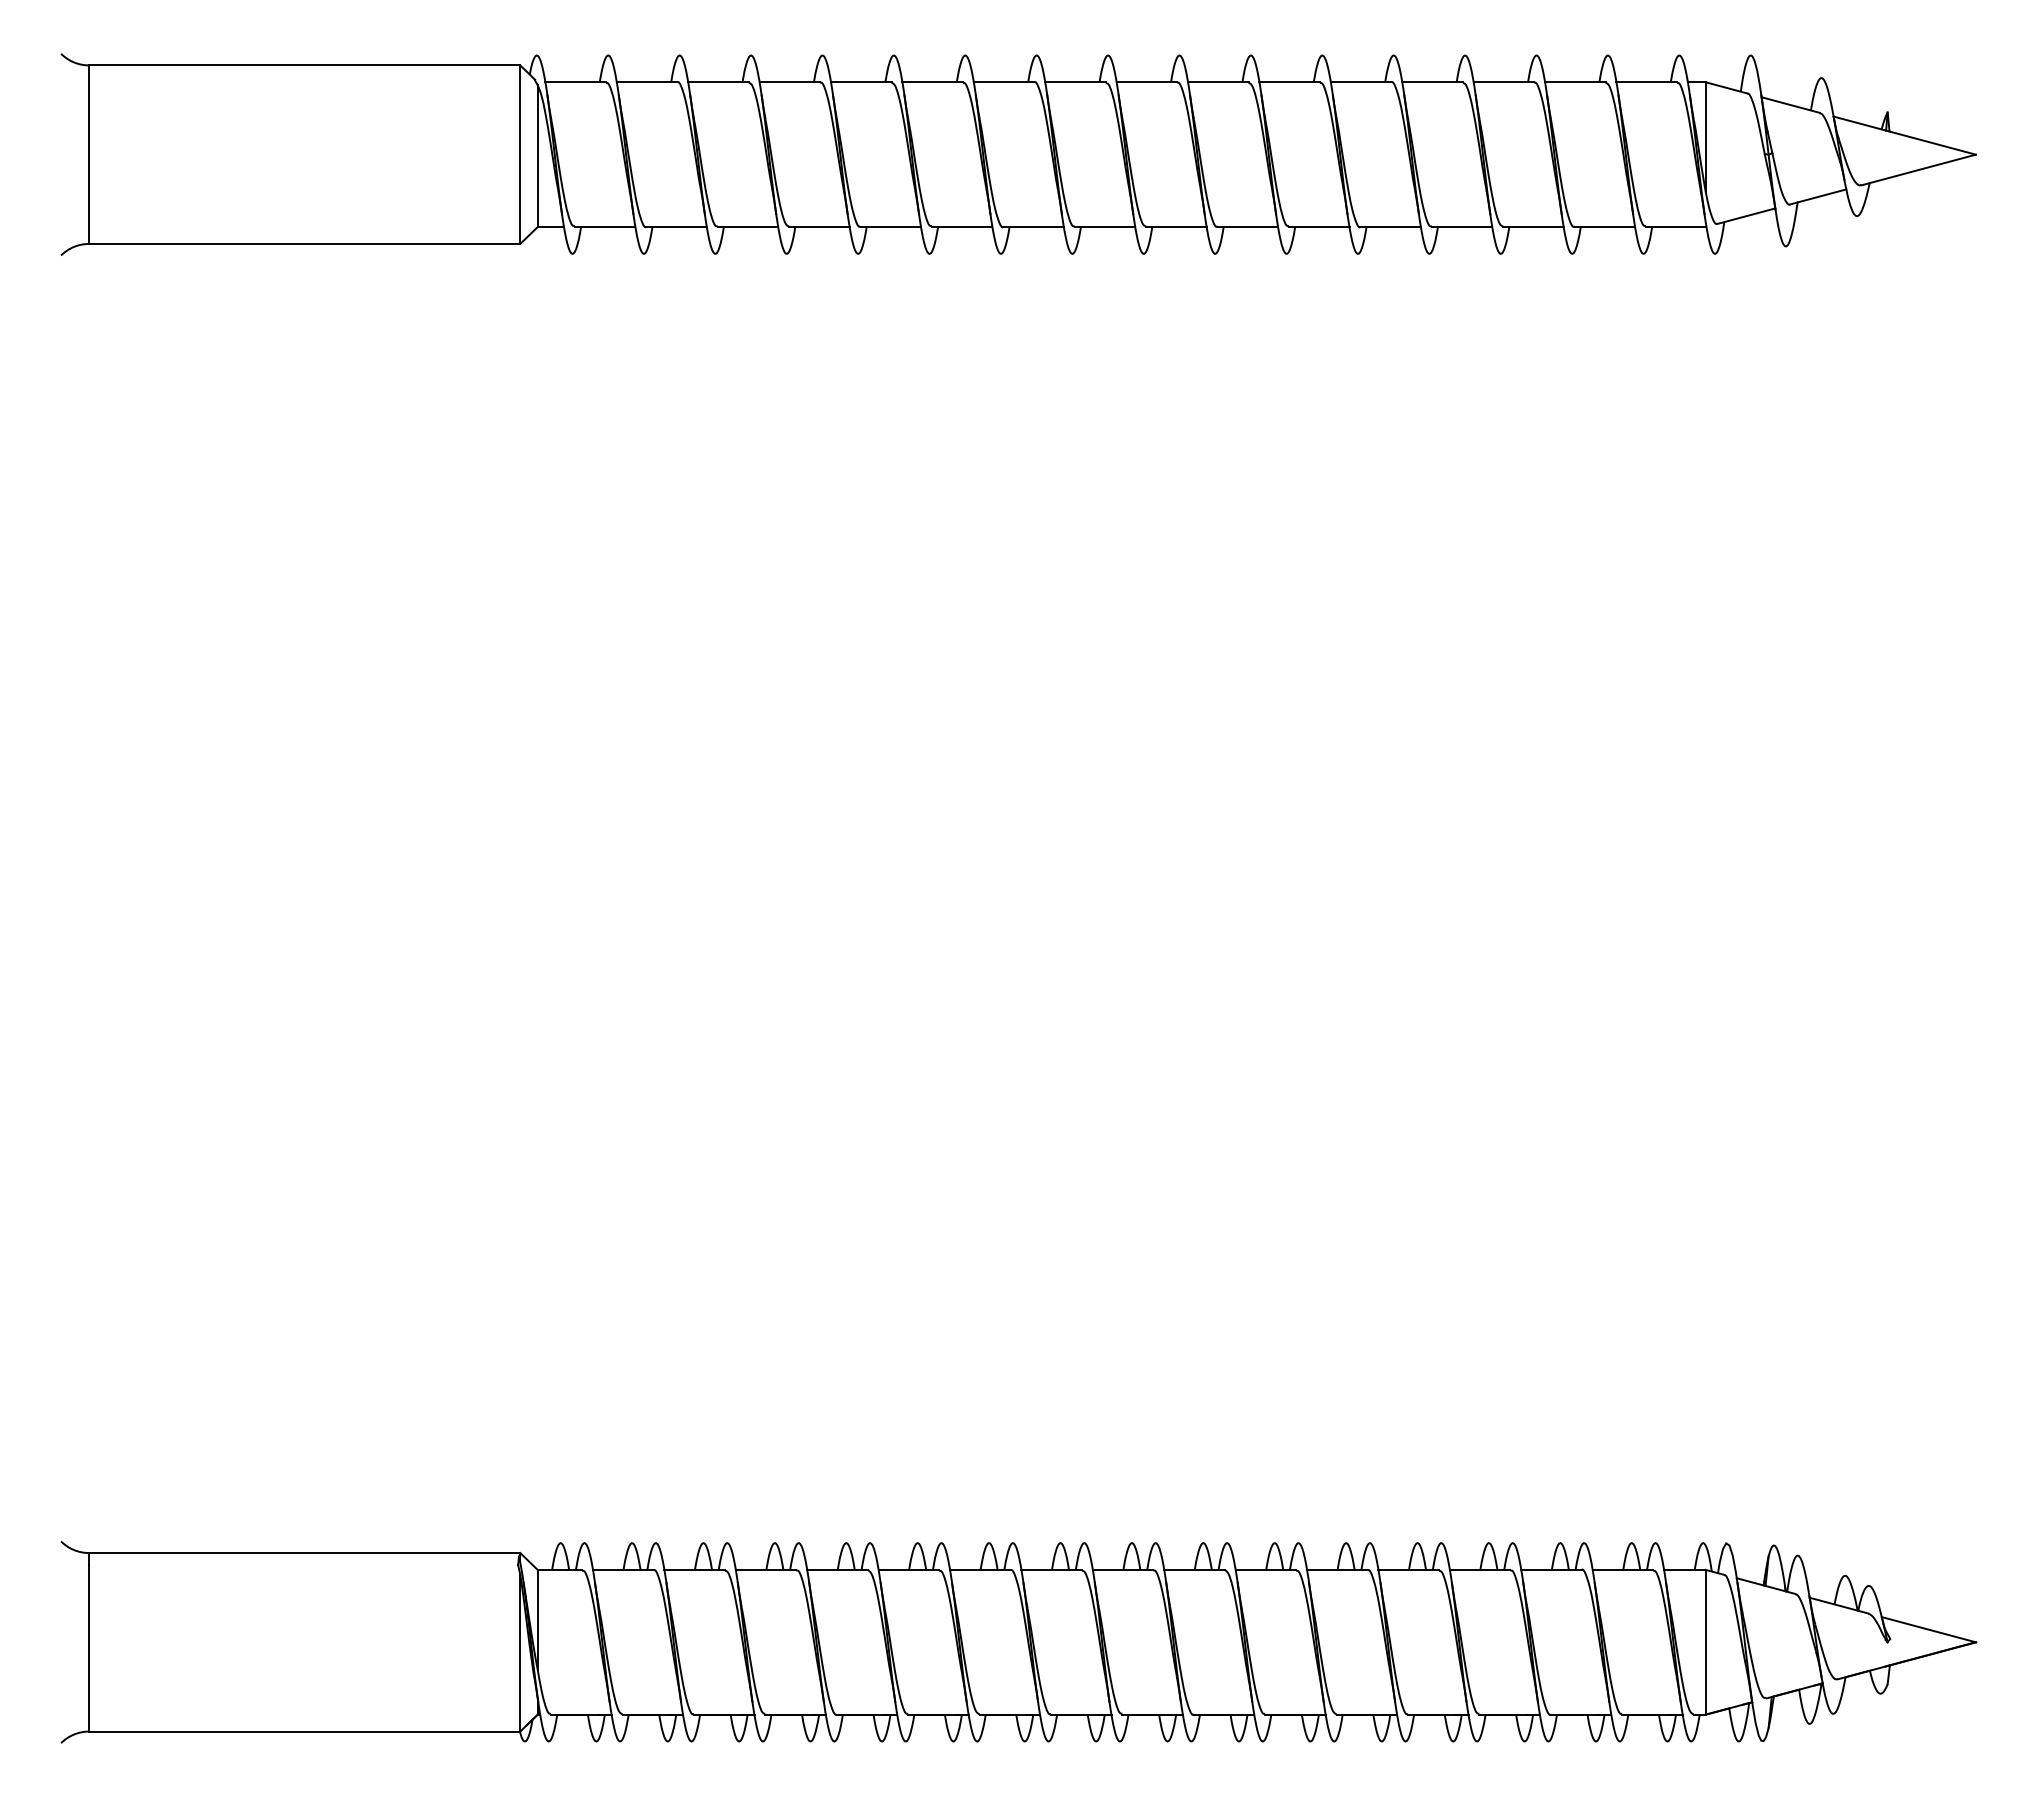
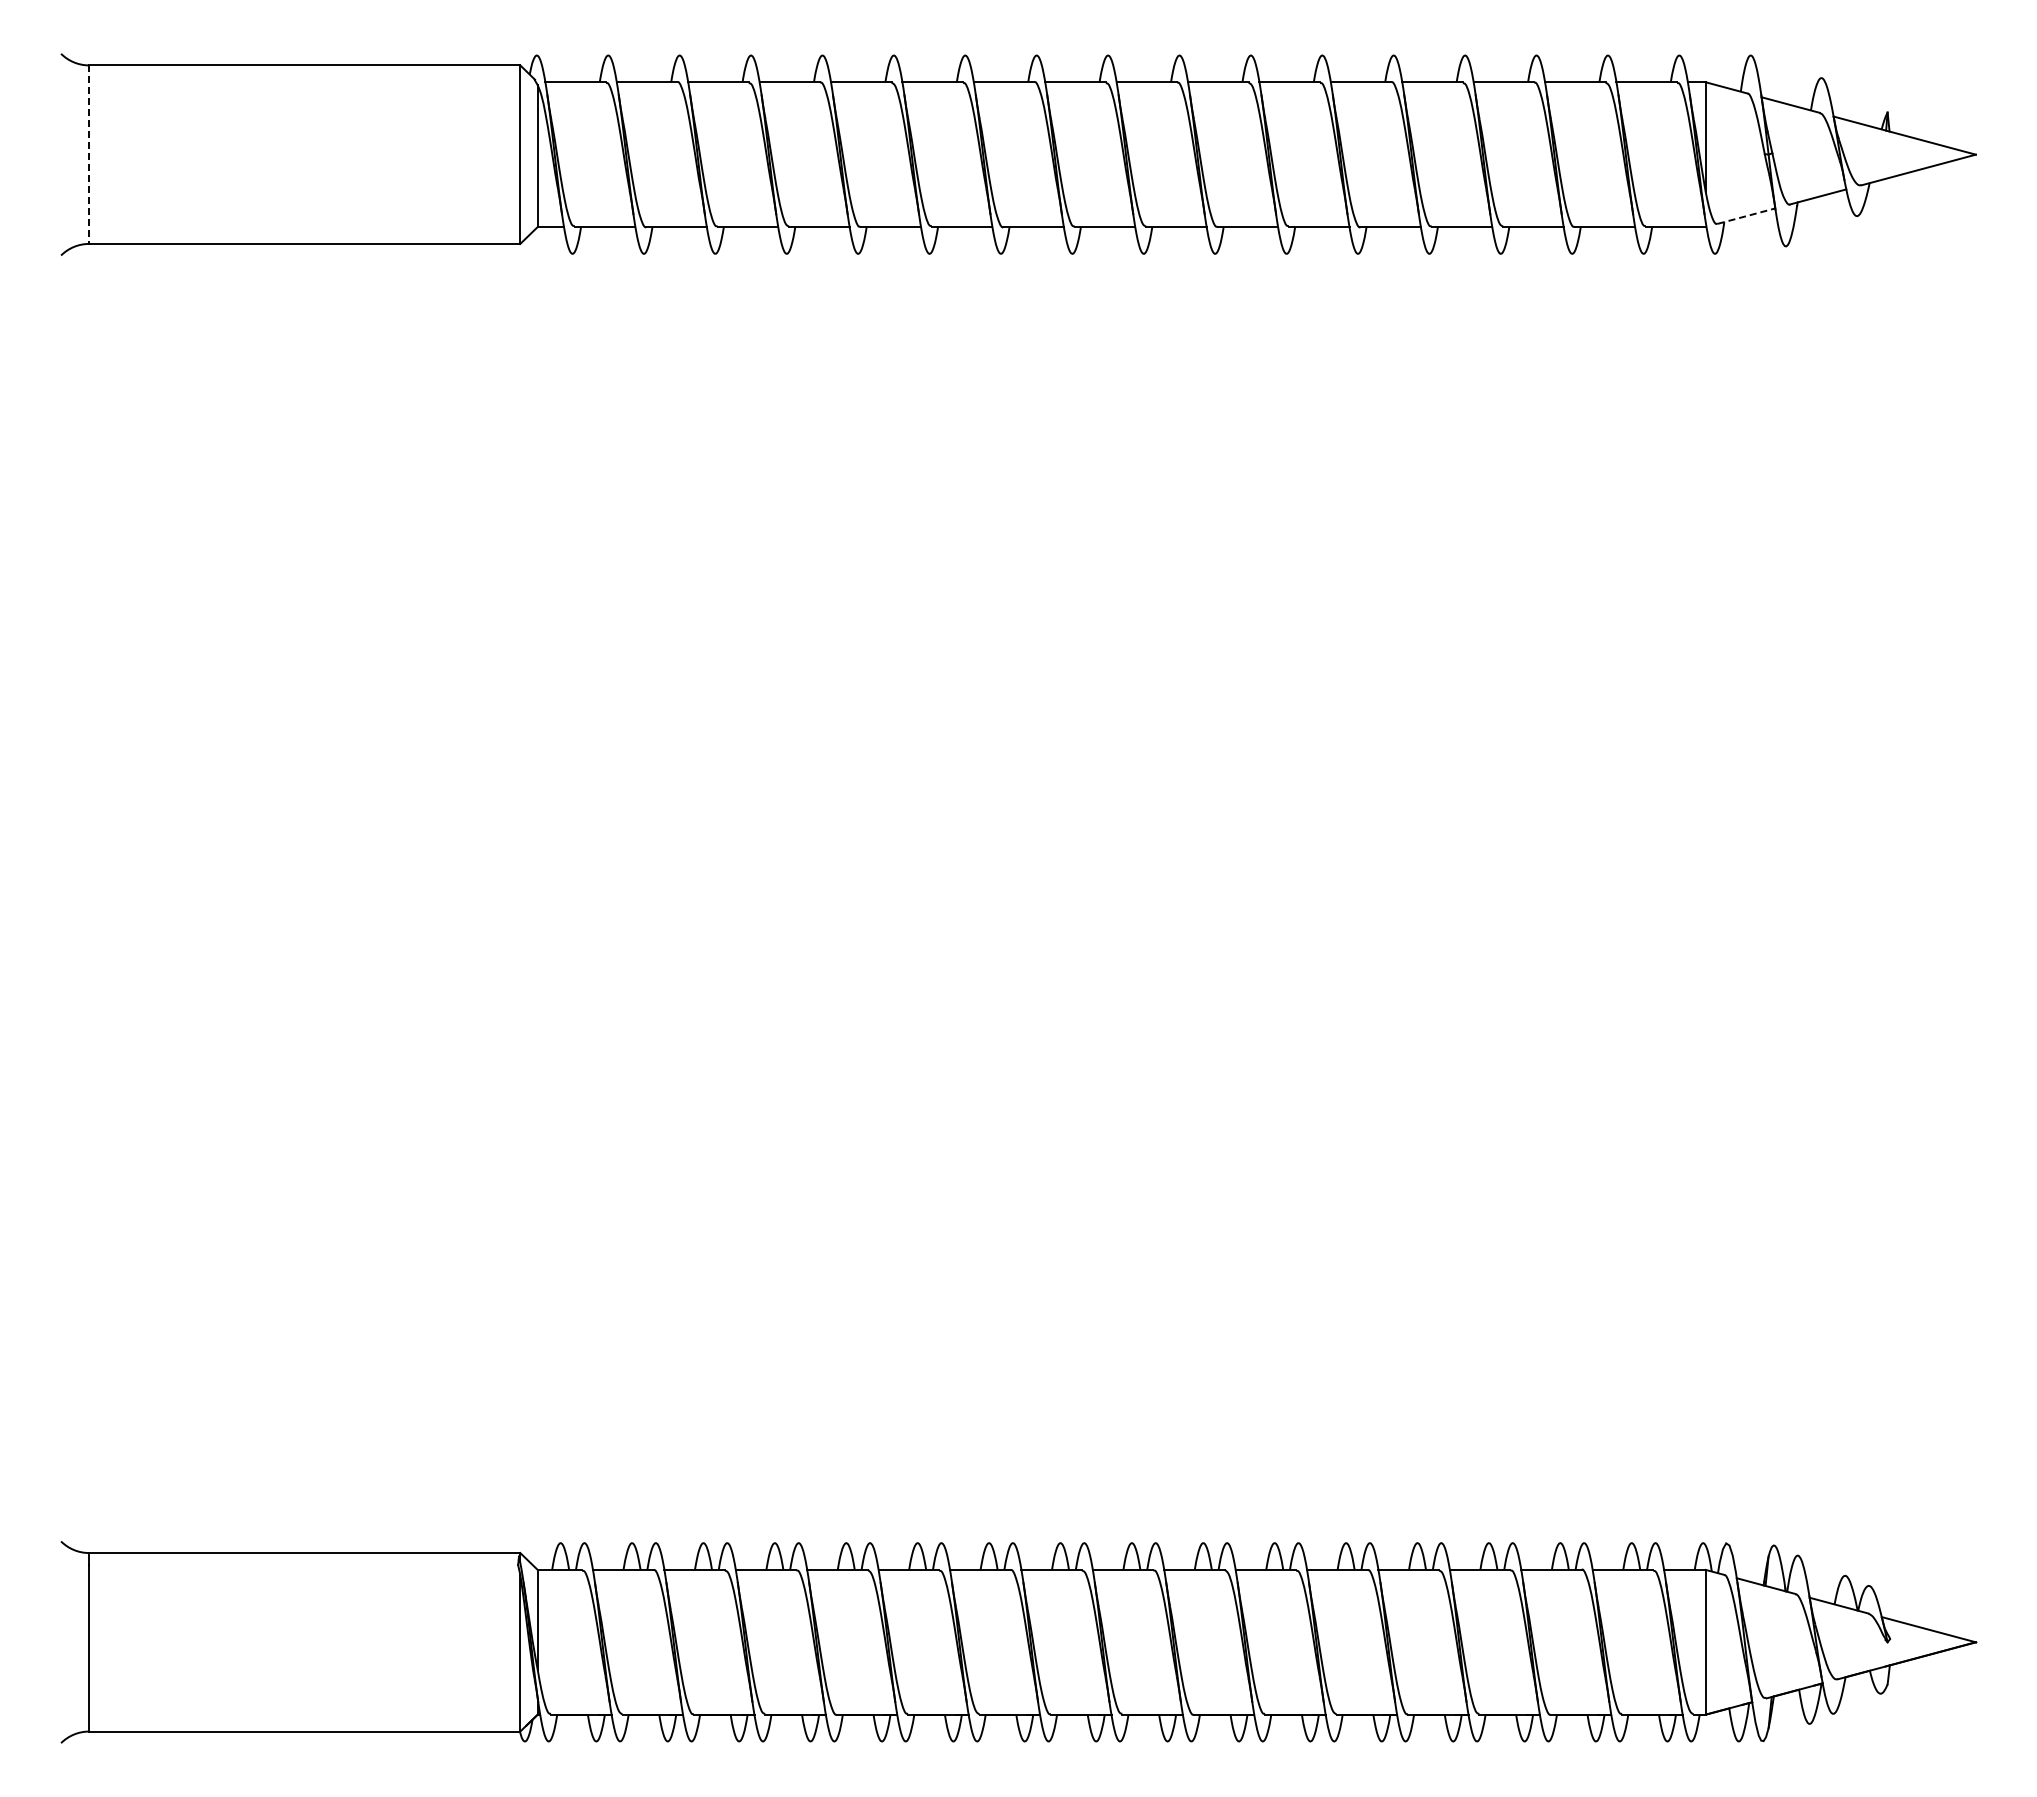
line: solid -> dashed (89, 155)
line: solid -> dashed (1746, 216)
